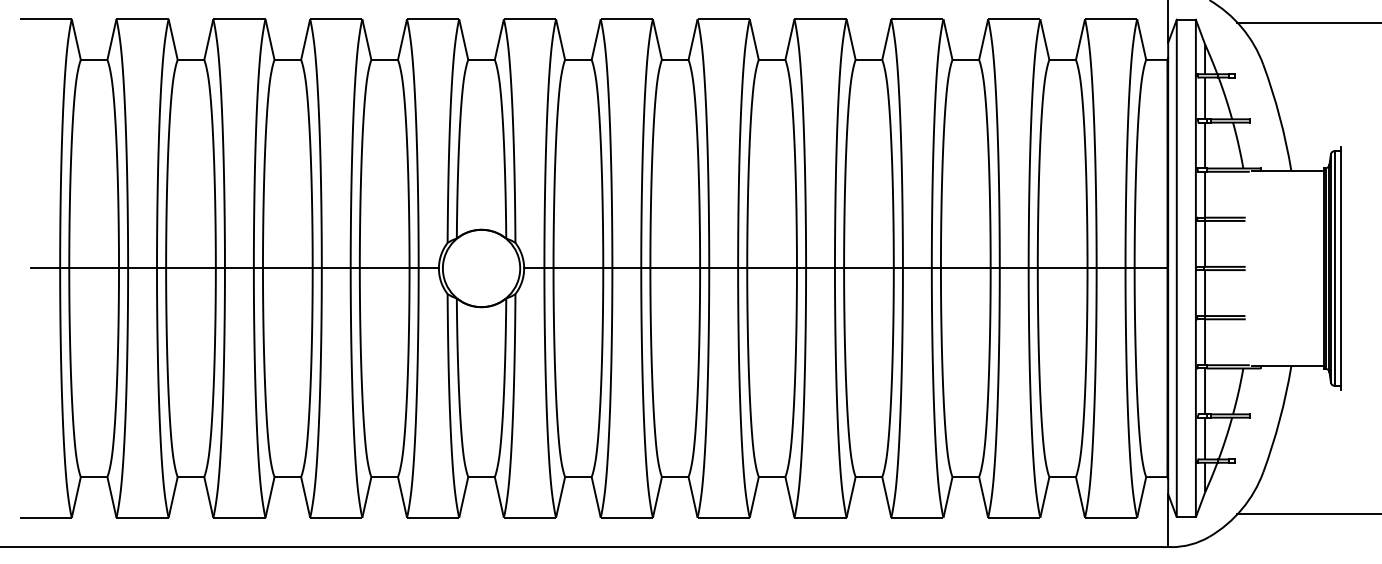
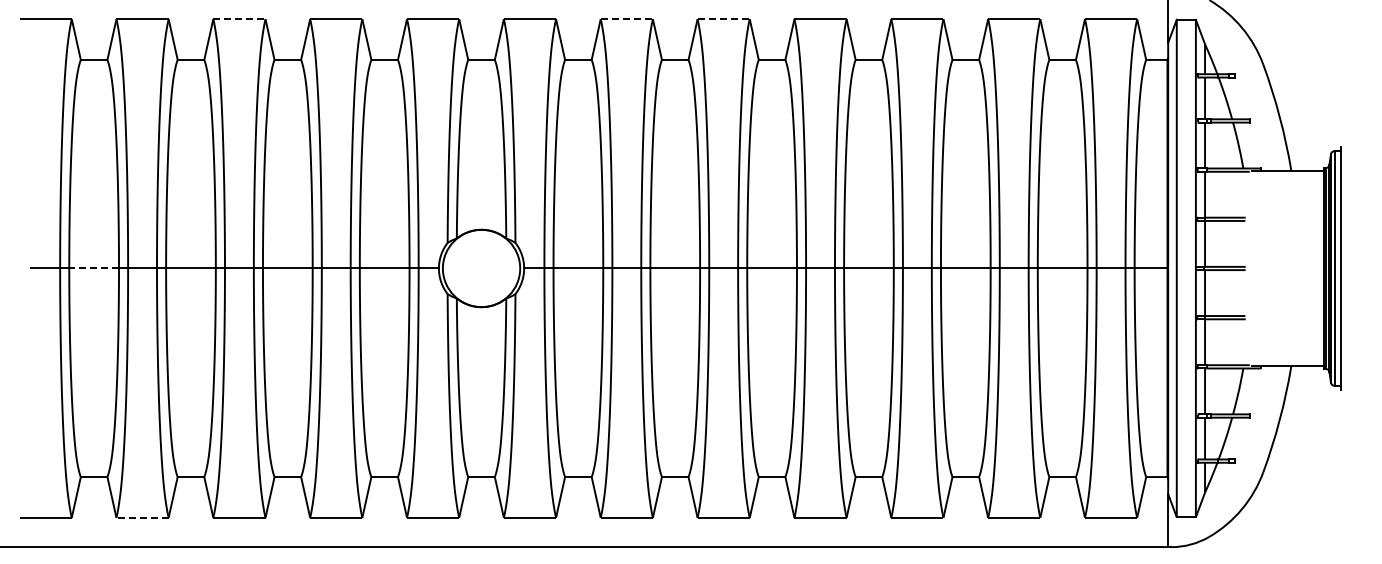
line: solid -> dashed (238, 19)
line: solid -> dashed (626, 19)
line: solid -> dashed (722, 19)
line: present -> none (1307, 22)
line: solid -> dashed (94, 268)
line: present -> none (1307, 514)
line: solid -> dashed (143, 517)
